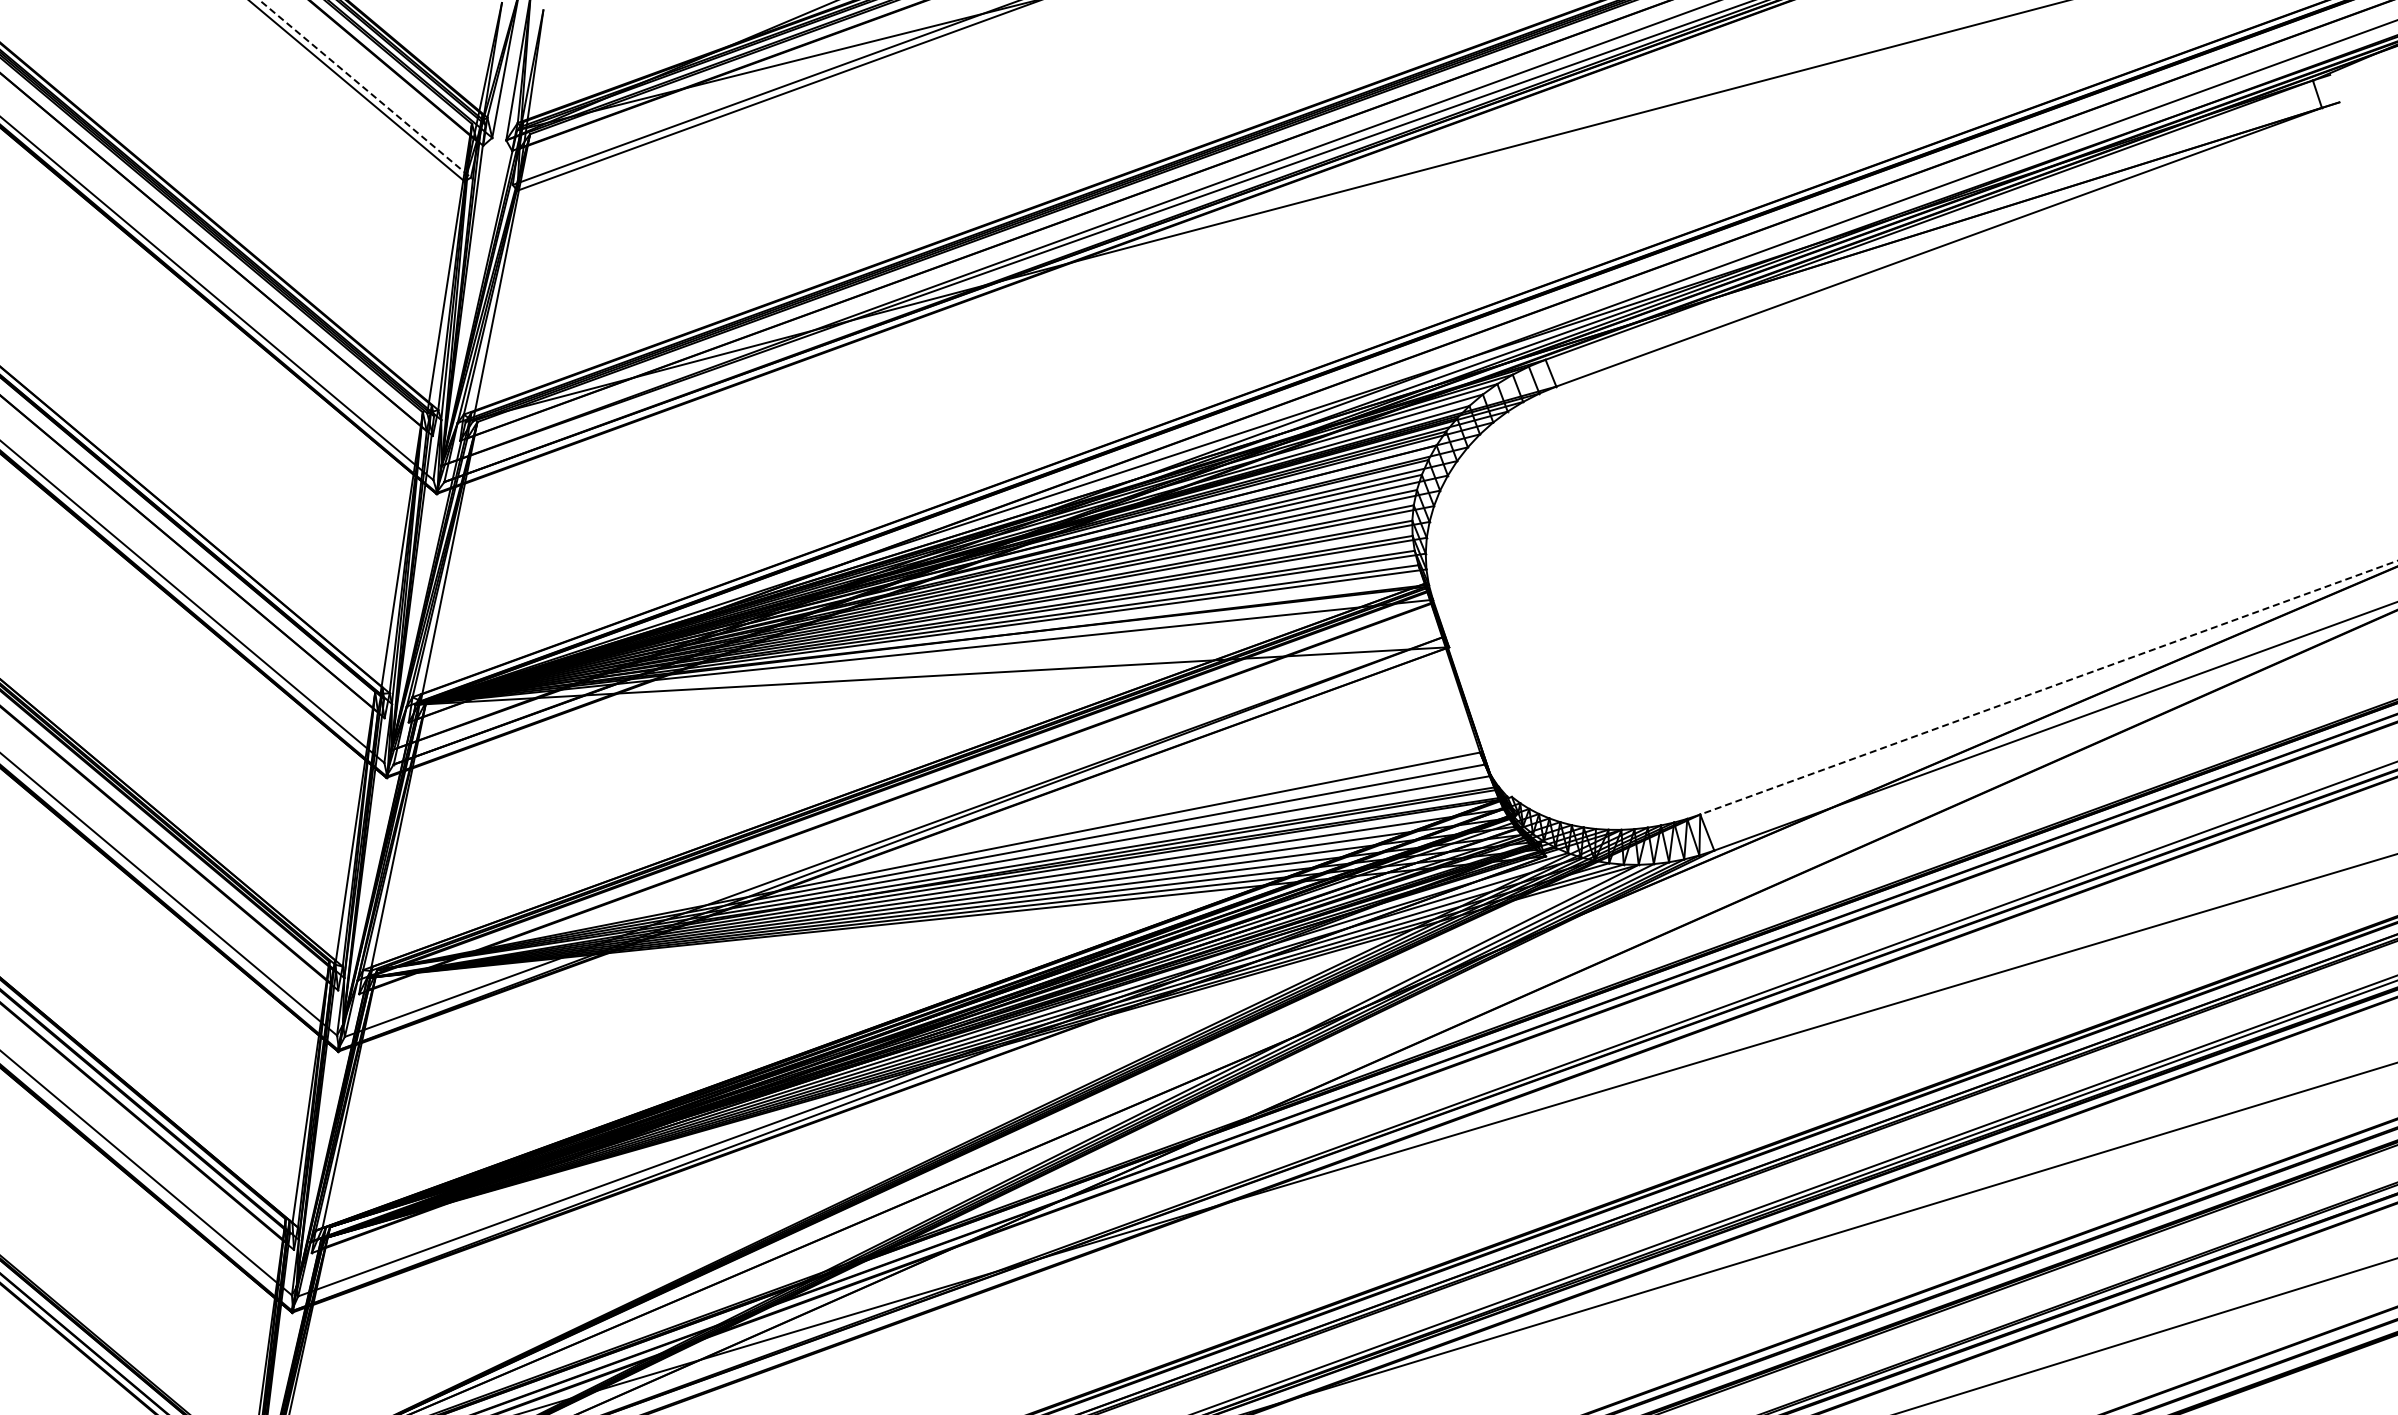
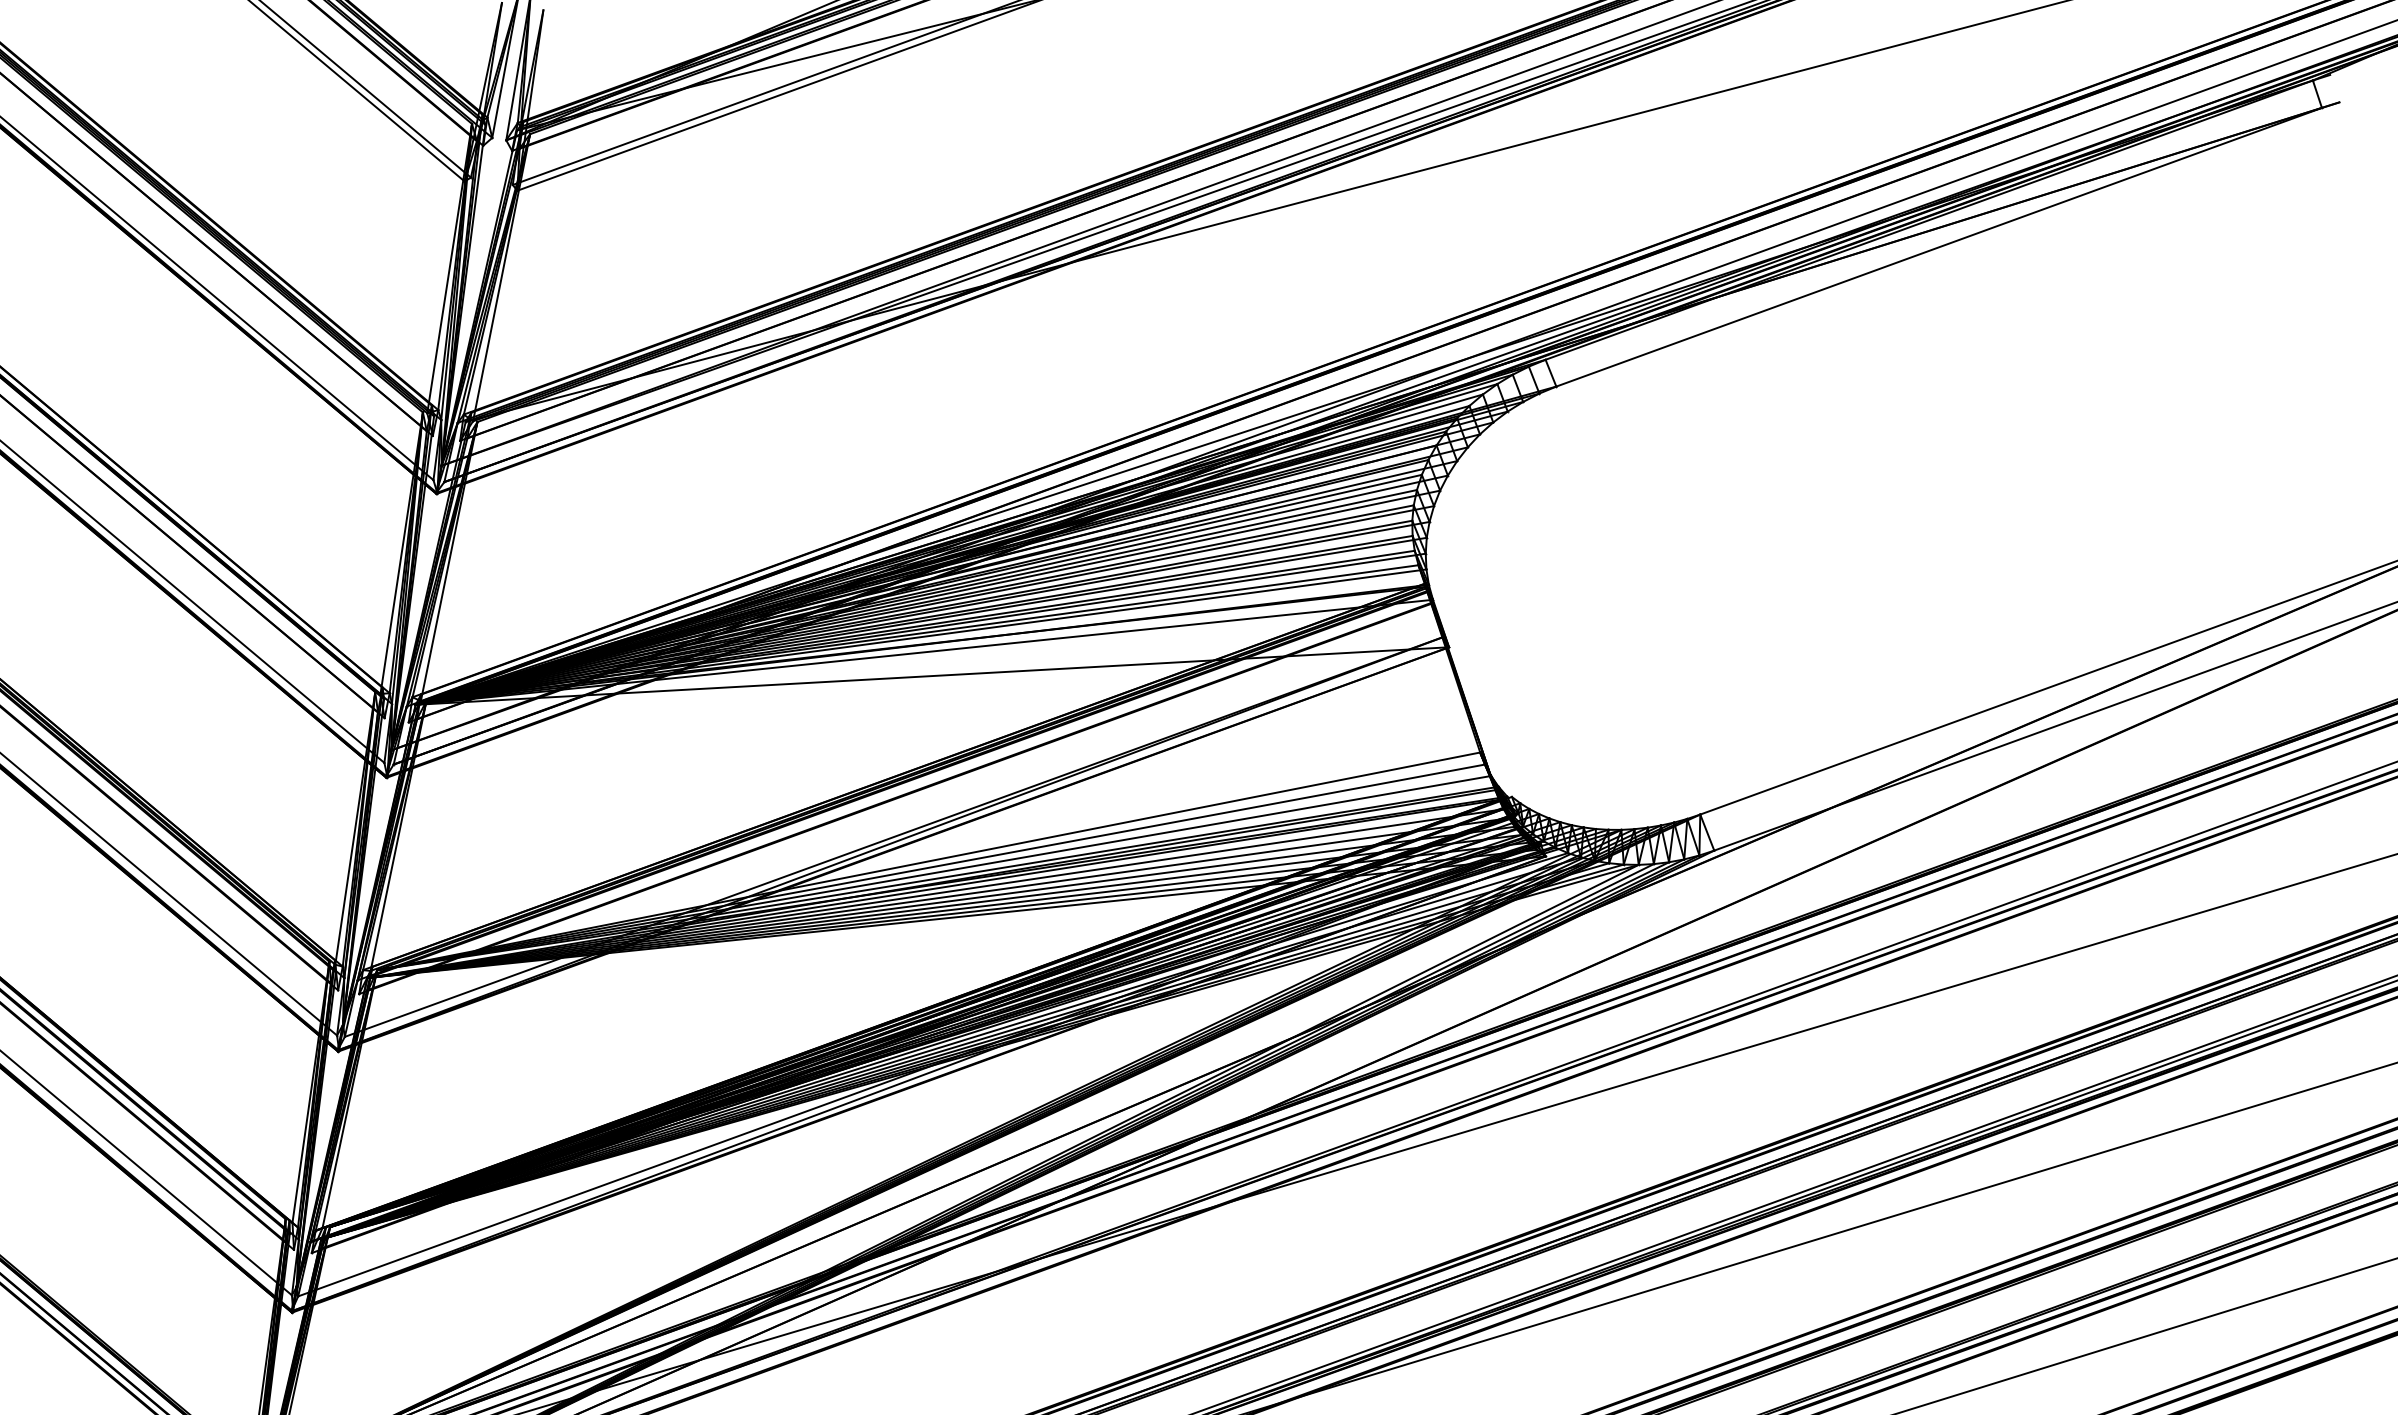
line: dashed -> solid (365, 88)
line: dashed -> solid (2048, 687)
